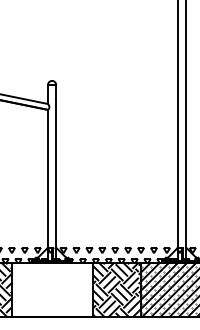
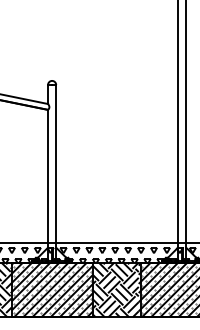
line: none -> present (99, 242)
hatch: none -> present (51, 289)
